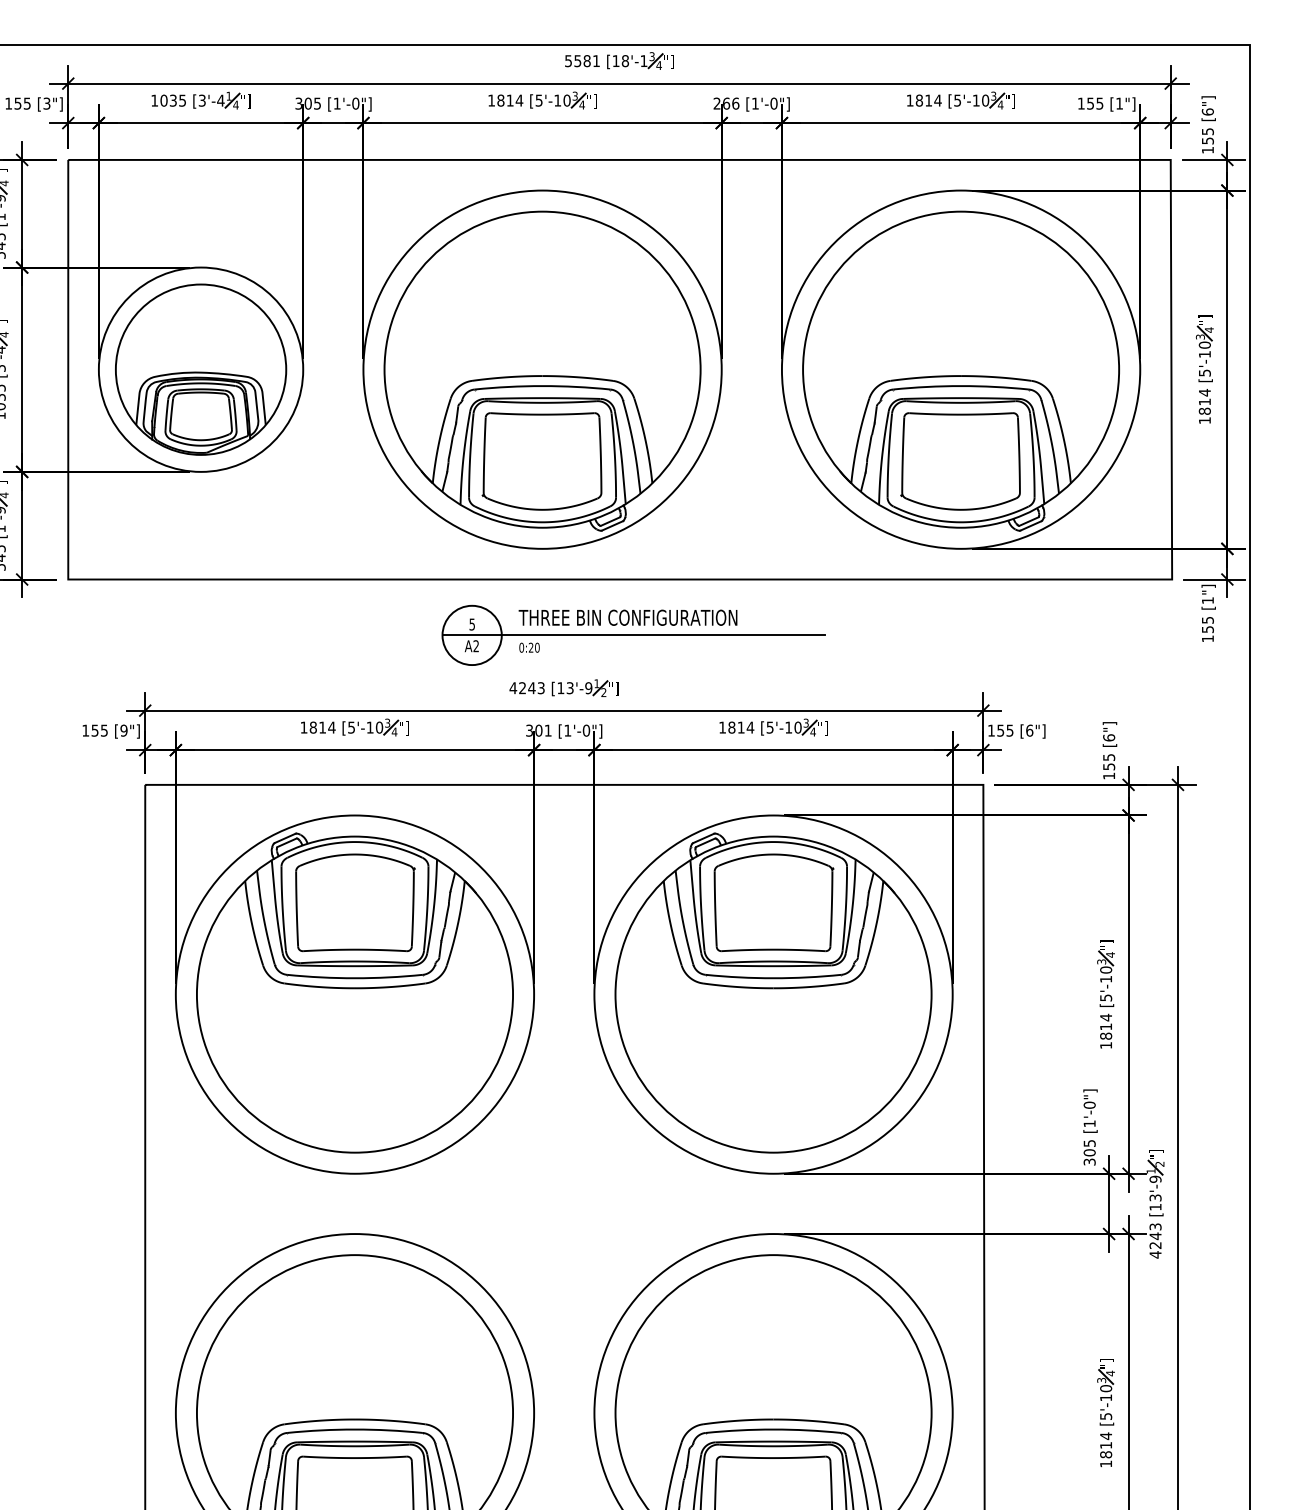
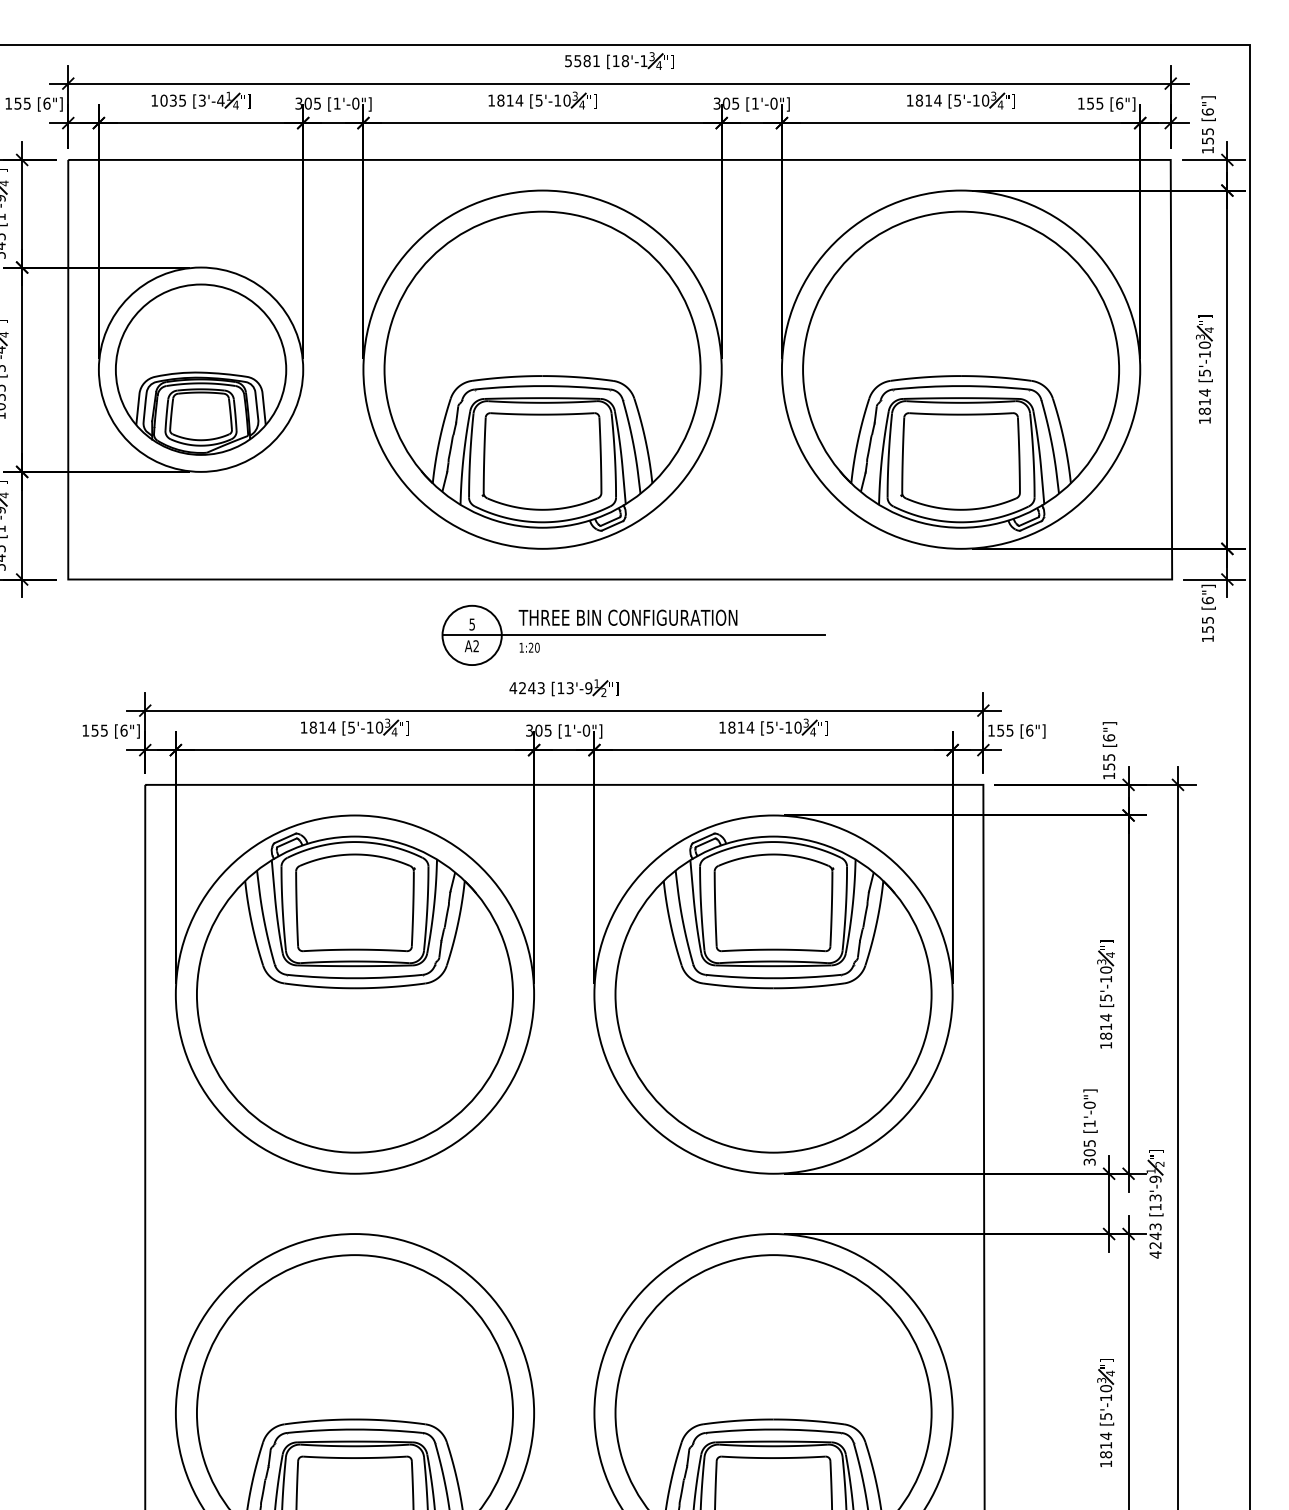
text: [3"] -> [6"] (46, 103)
text: 266 -> 305 (726, 103)
text: [1"] -> [6"] (1119, 103)
text: [1"] -> [6"] (1207, 600)
text: 0:20 -> 1:20 (521, 647)
text: [9"] -> [6"] (123, 730)
text: 301 -> 305 (547, 730)
